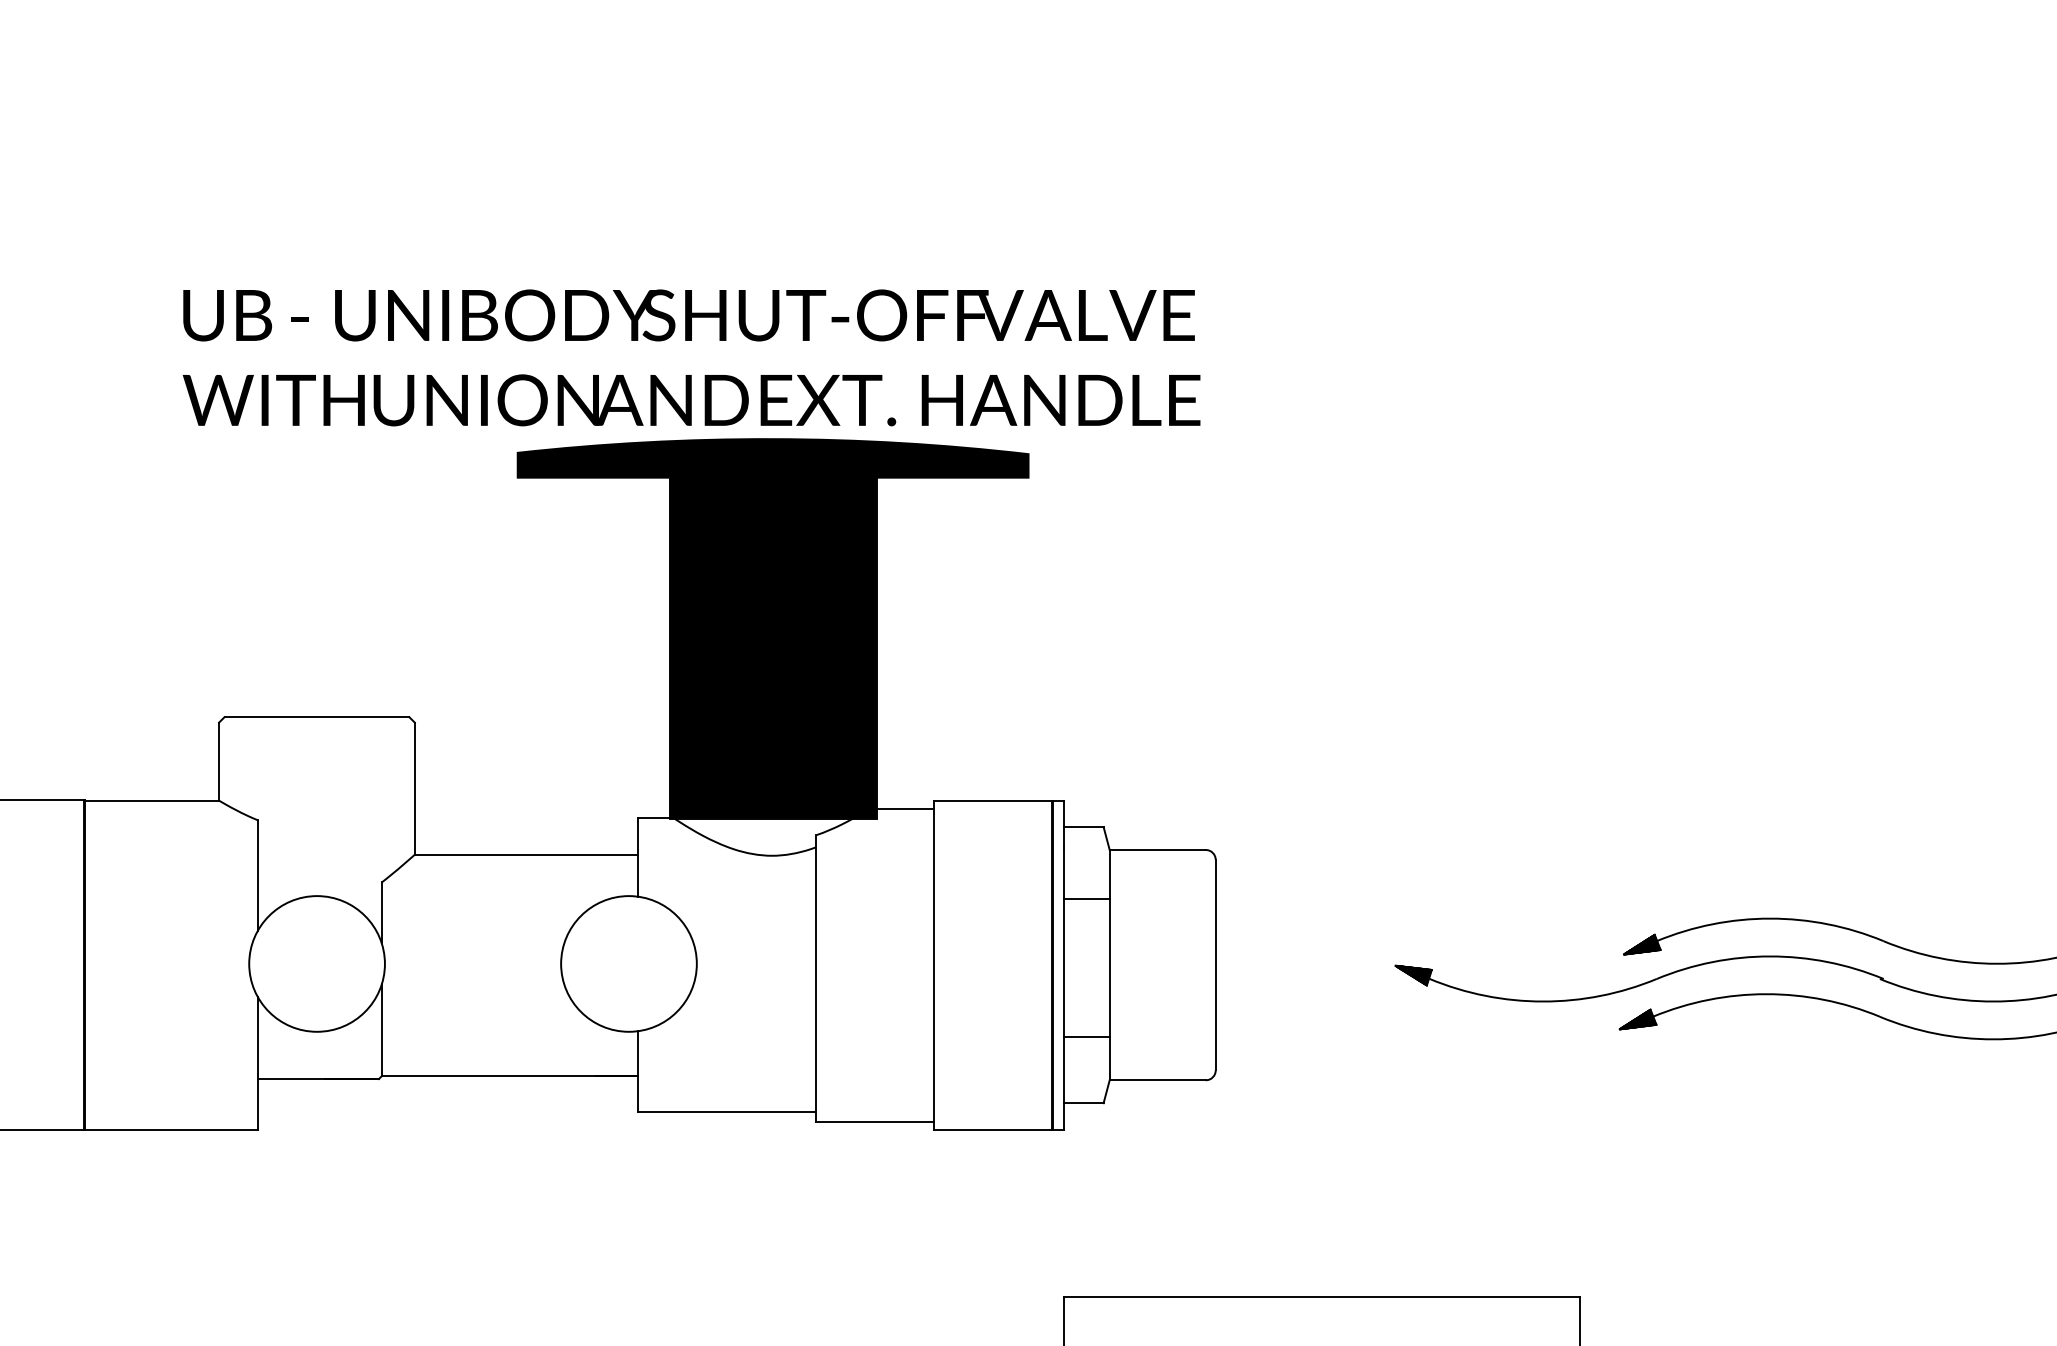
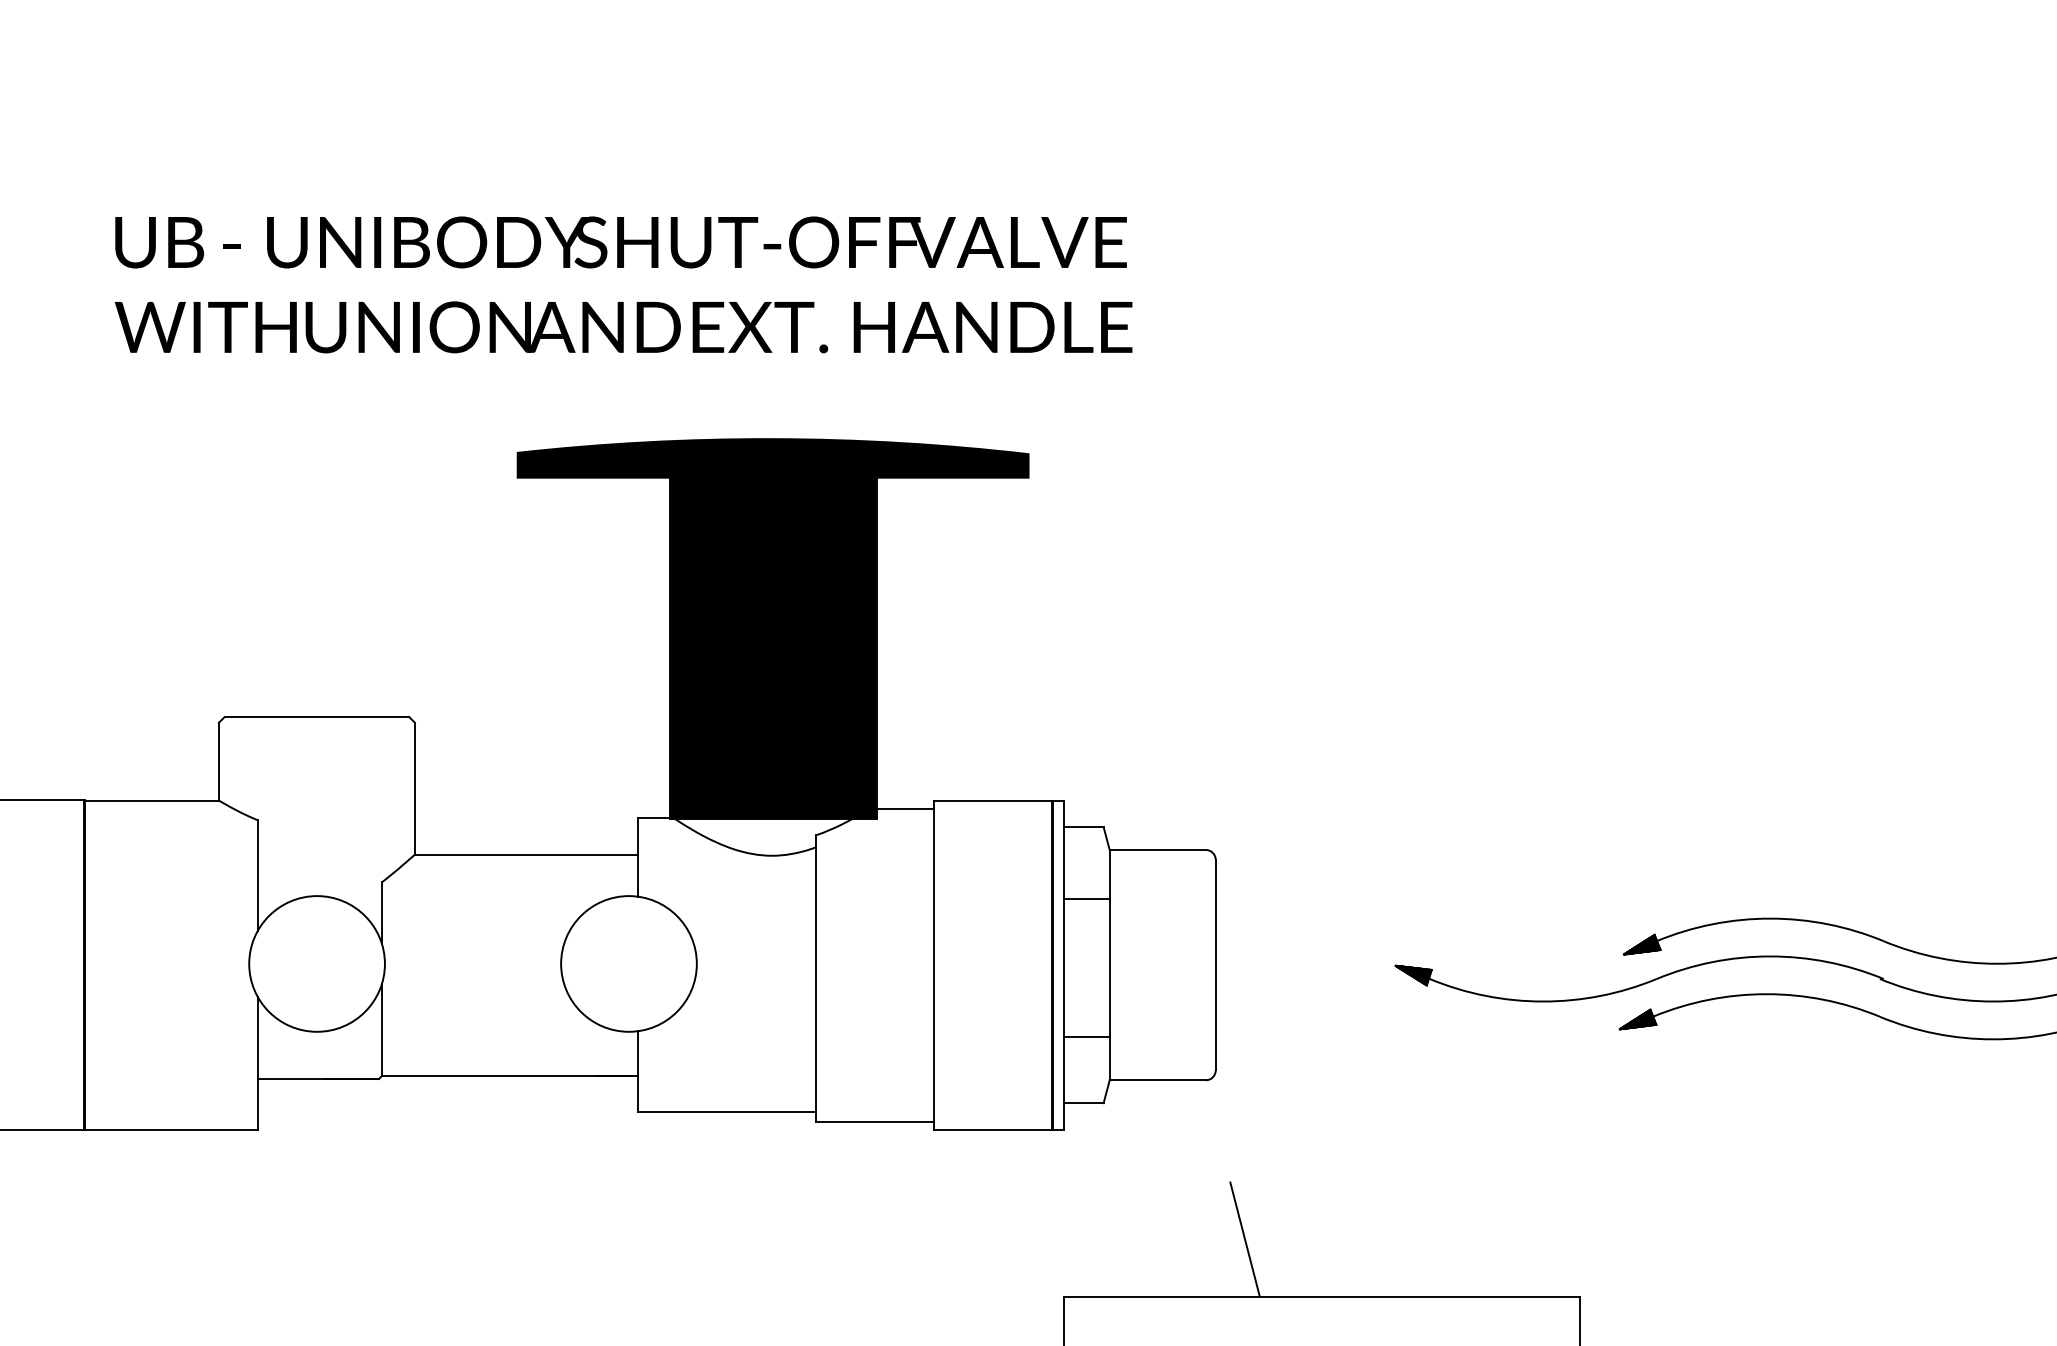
text position: (691, 357) -> (623, 284) (623, 284)
line: none -> present (1244, 1238)
